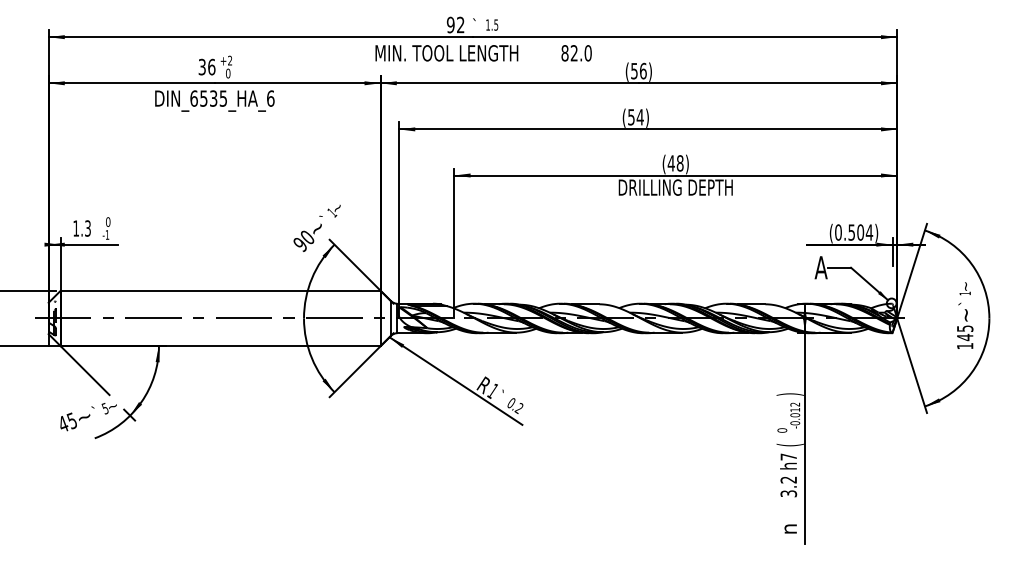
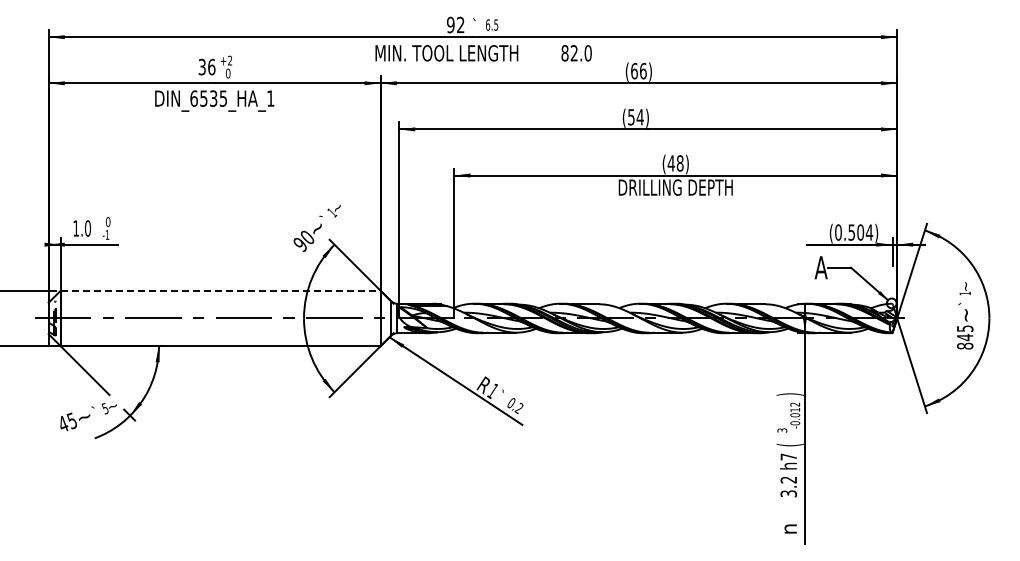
text: 1.5 -> 6.5 (488, 24)
text: (56) -> (66) (634, 70)
text: DIN_6535_HA_6 -> DIN_6535_HA_1 (270, 98)
text: 1.3 -> 1.0 (88, 228)
line: solid -> dashed (221, 290)
text: 145 -> 845 (964, 345)
text: 0 -> 3 (782, 430)
